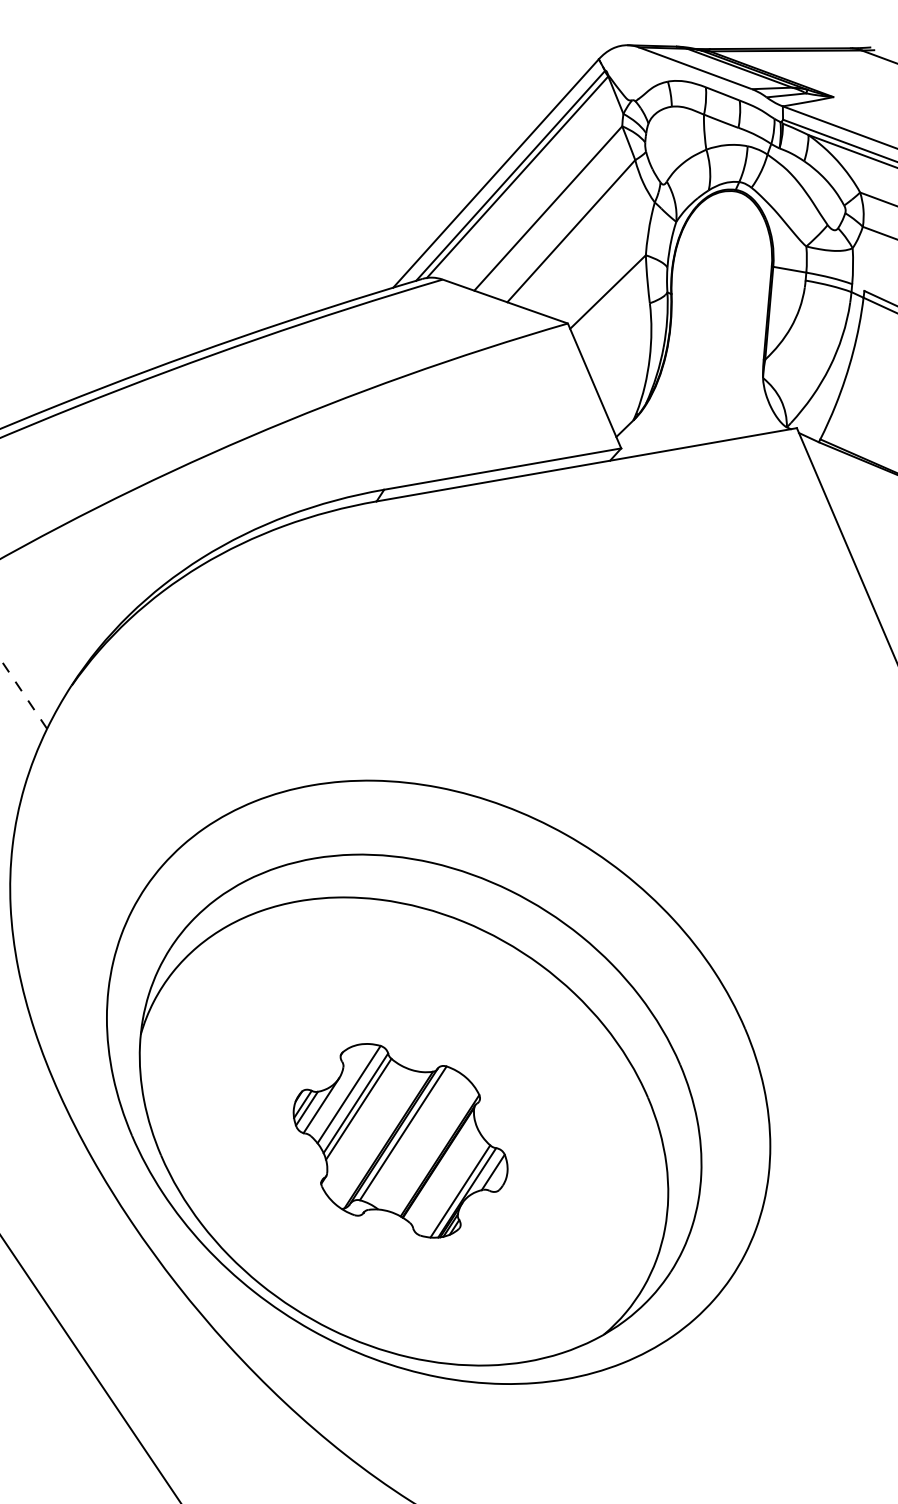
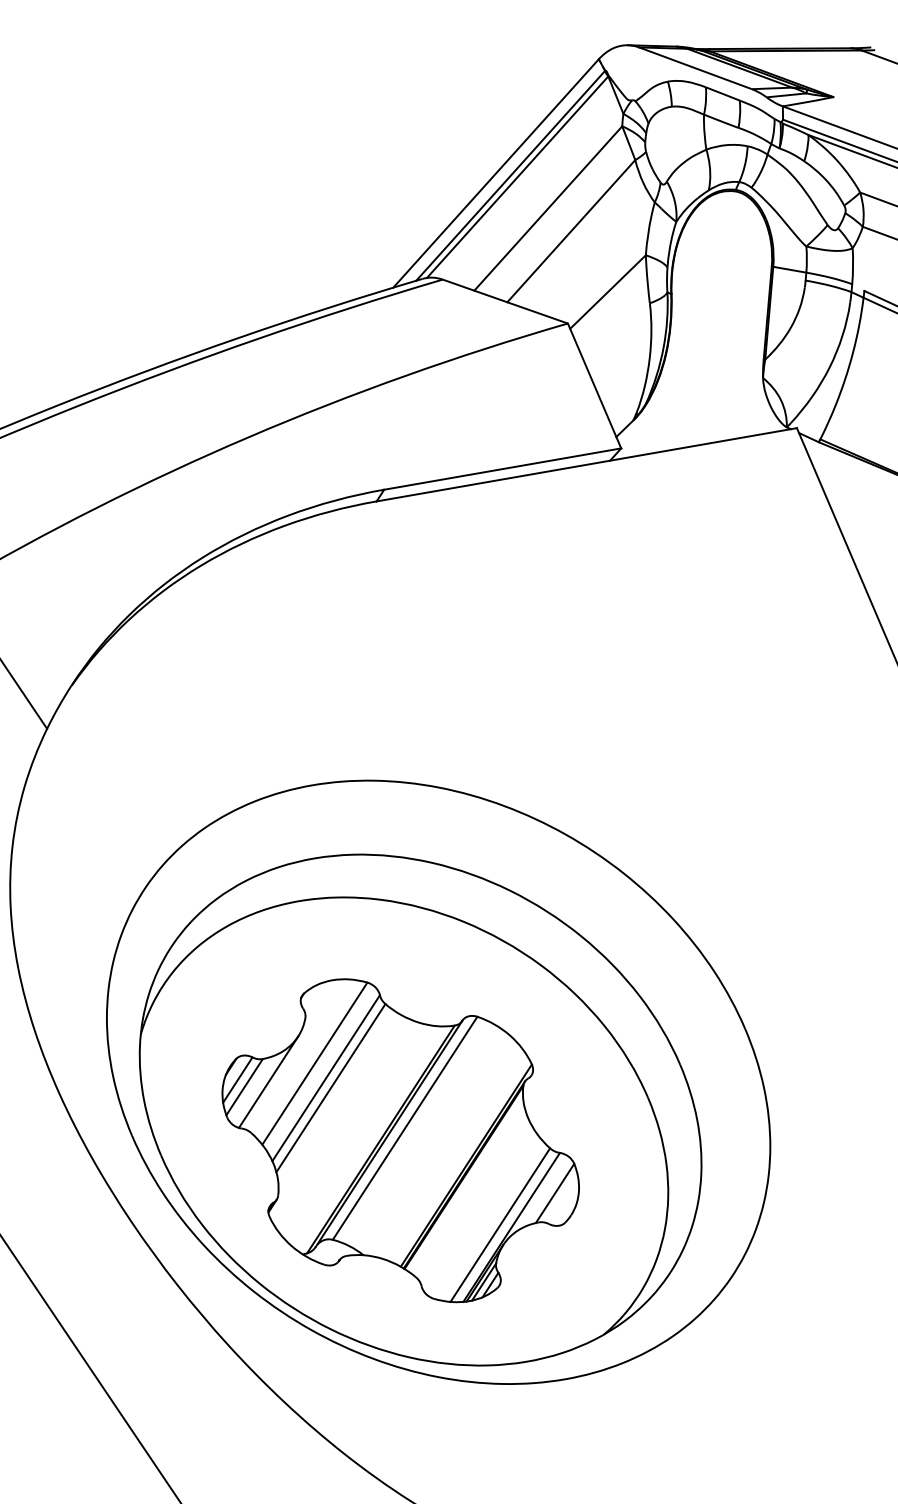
line: dashed -> solid (23, 694)
part size: 217x196 px -> 359x326 px (400, 1140)
